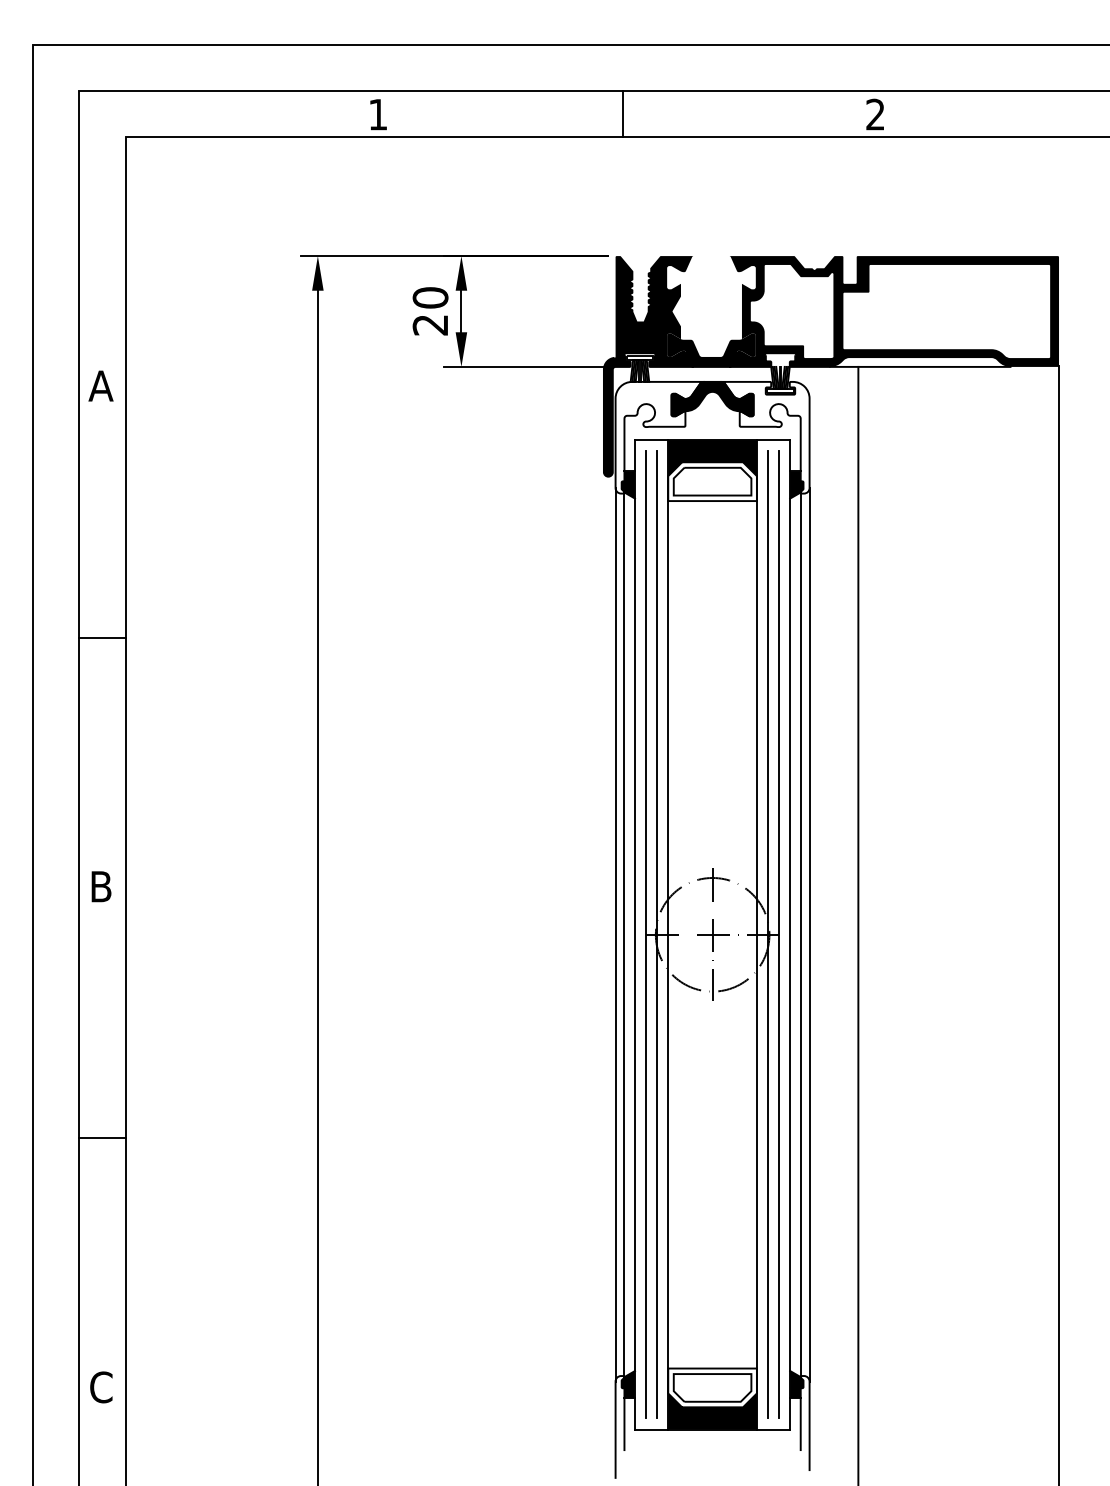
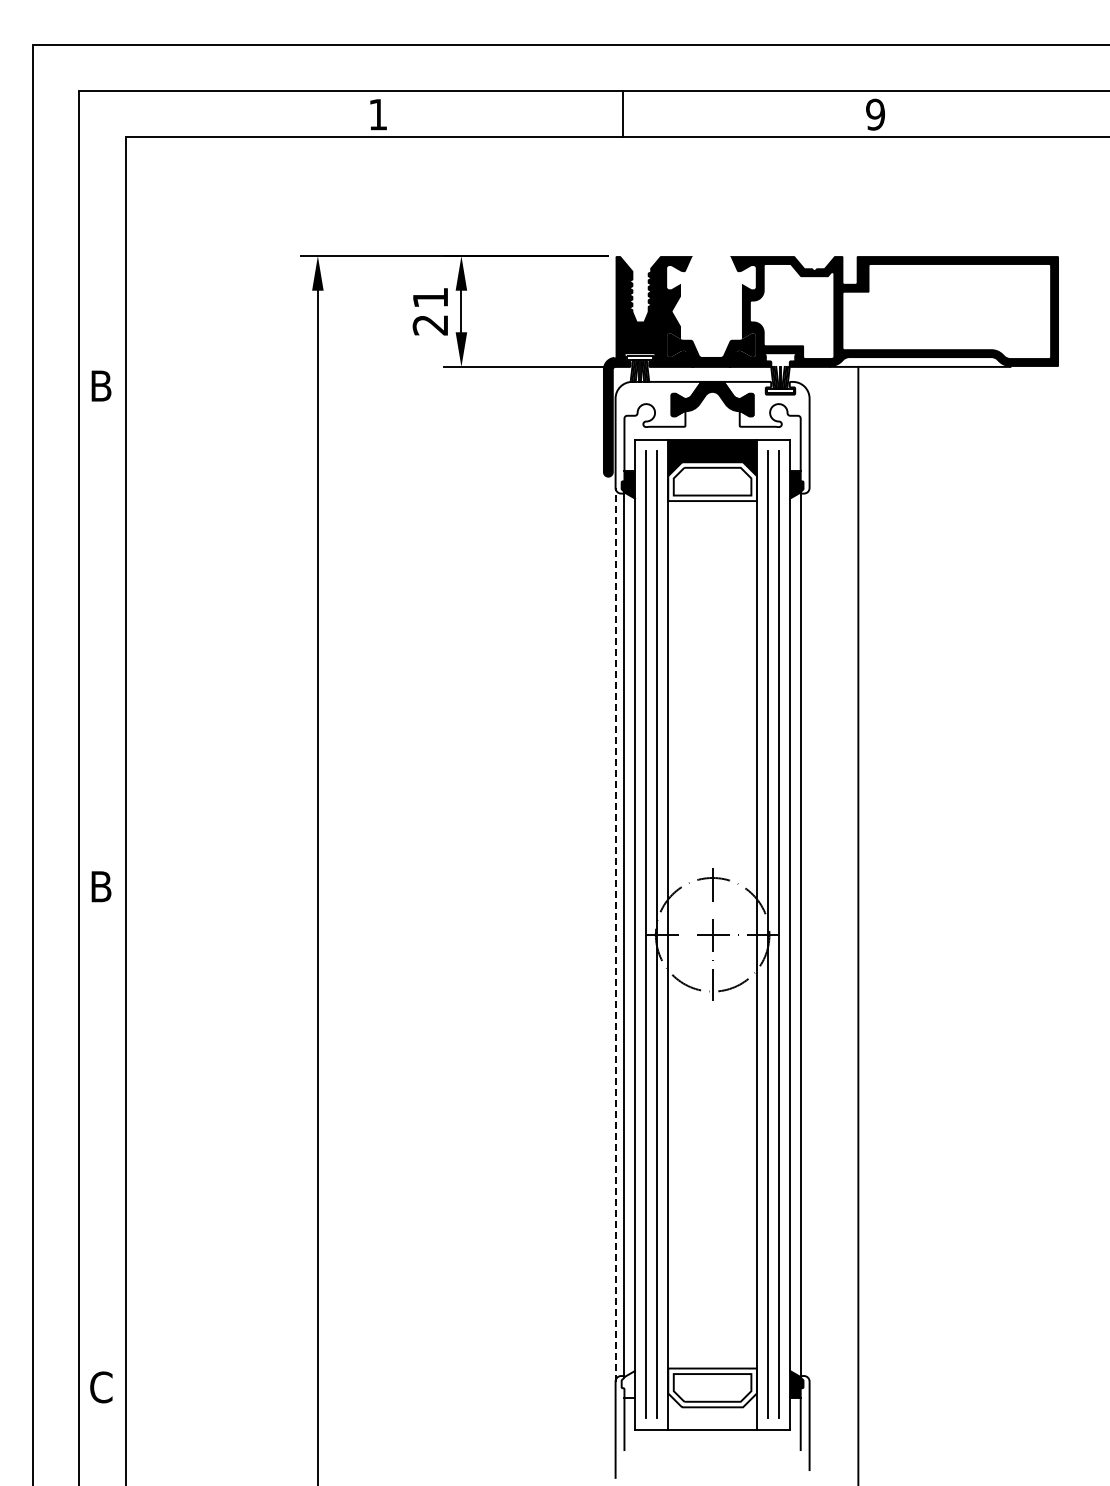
text: 2 -> 9 (875, 114)
text: 20 -> 21 (430, 297)
text: A -> B (100, 385)
line: present -> none (102, 637)
line: present -> none (1059, 923)
line: solid -> dashed (615, 934)
line: present -> none (809, 934)
line: present -> none (102, 1138)
fill: present -> none (627, 1384)
fill: present -> none (712, 1411)
